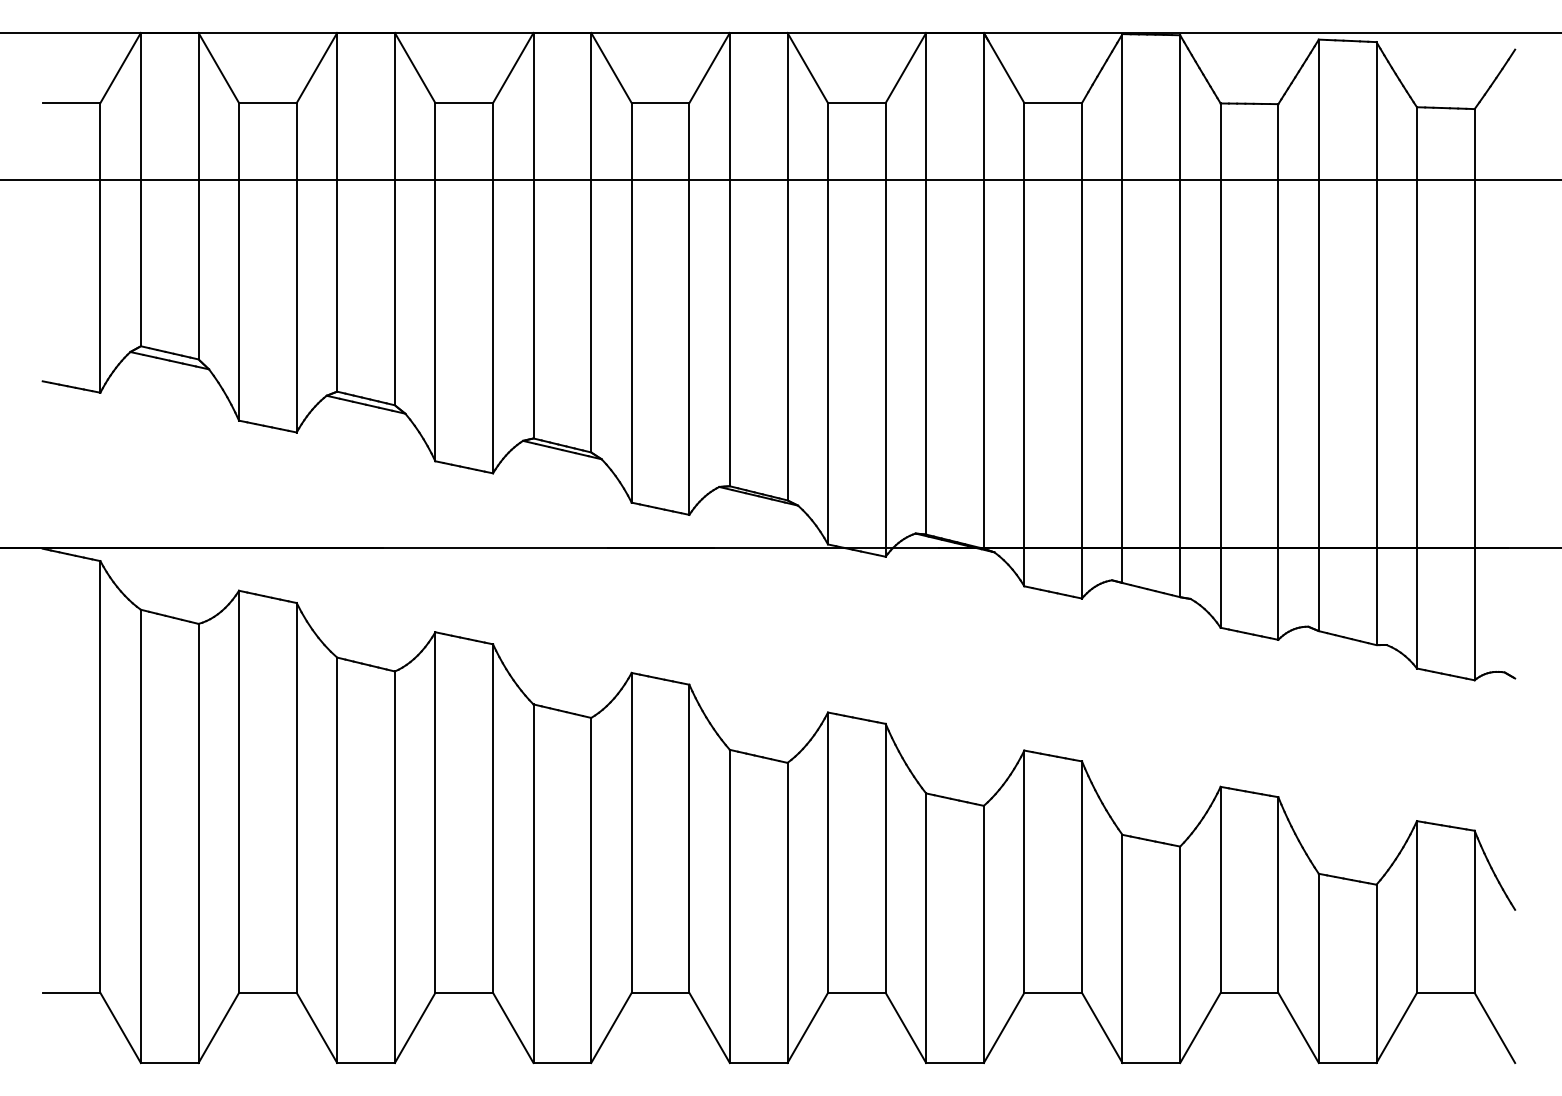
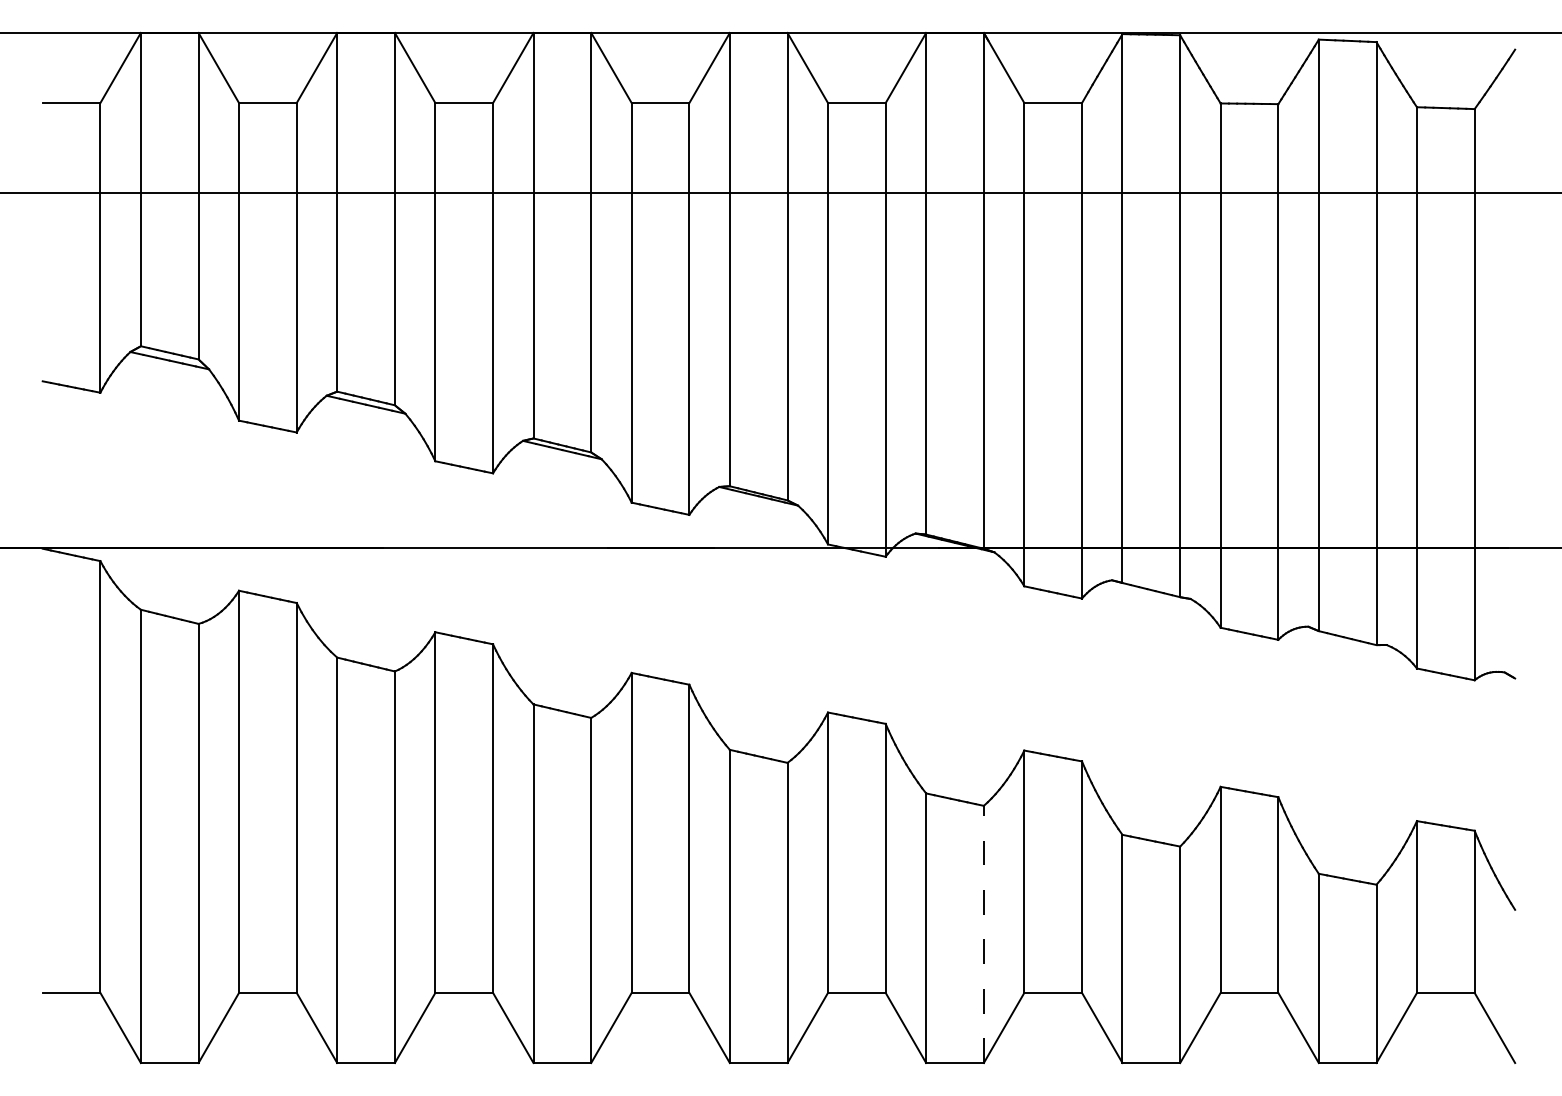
line position: (780, 180) -> (780, 193) (780, 193)
line: solid -> dashed (983, 934)
